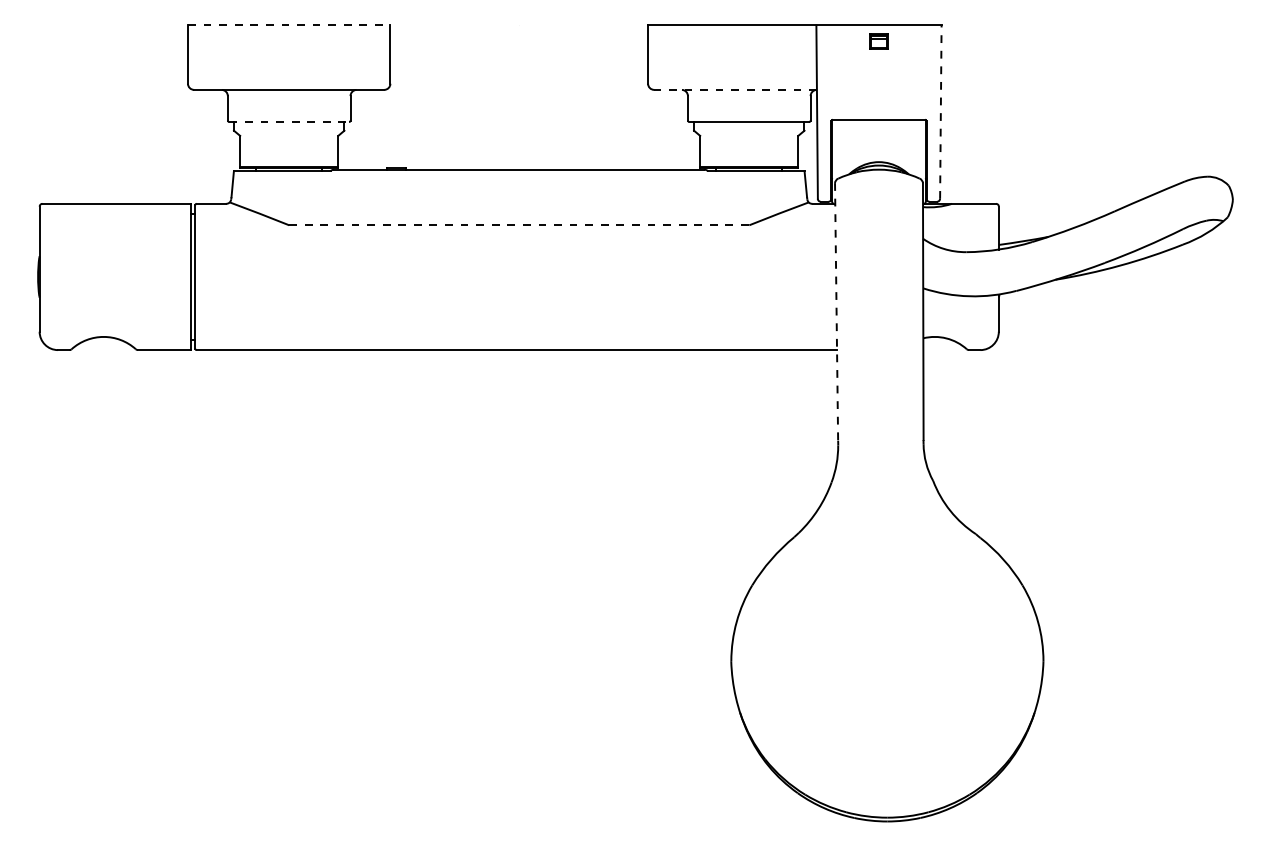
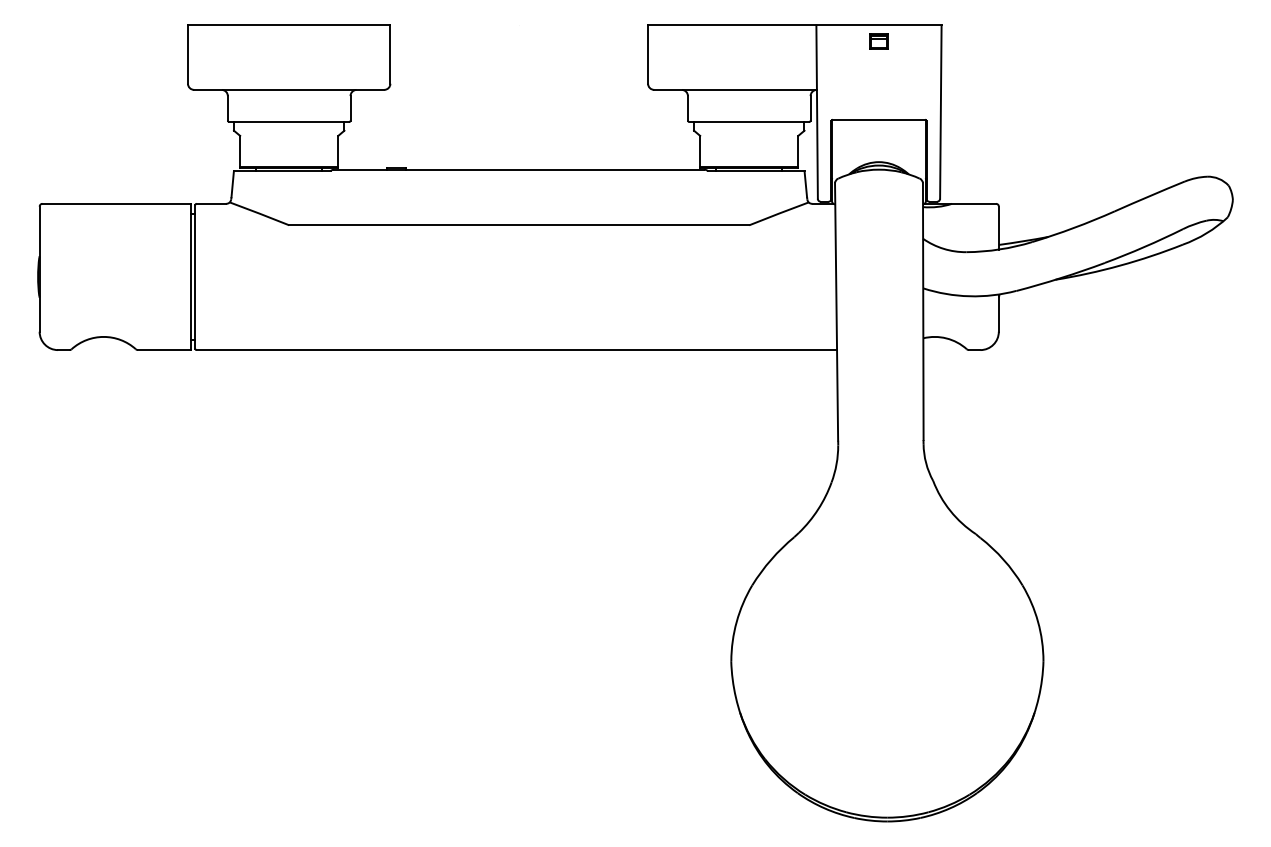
line: dashed -> solid (289, 25)
line: dashed -> solid (735, 89)
line: dashed -> solid (940, 112)
line: dashed -> solid (289, 122)
line: dashed -> solid (519, 225)
line: dashed -> solid (836, 311)
